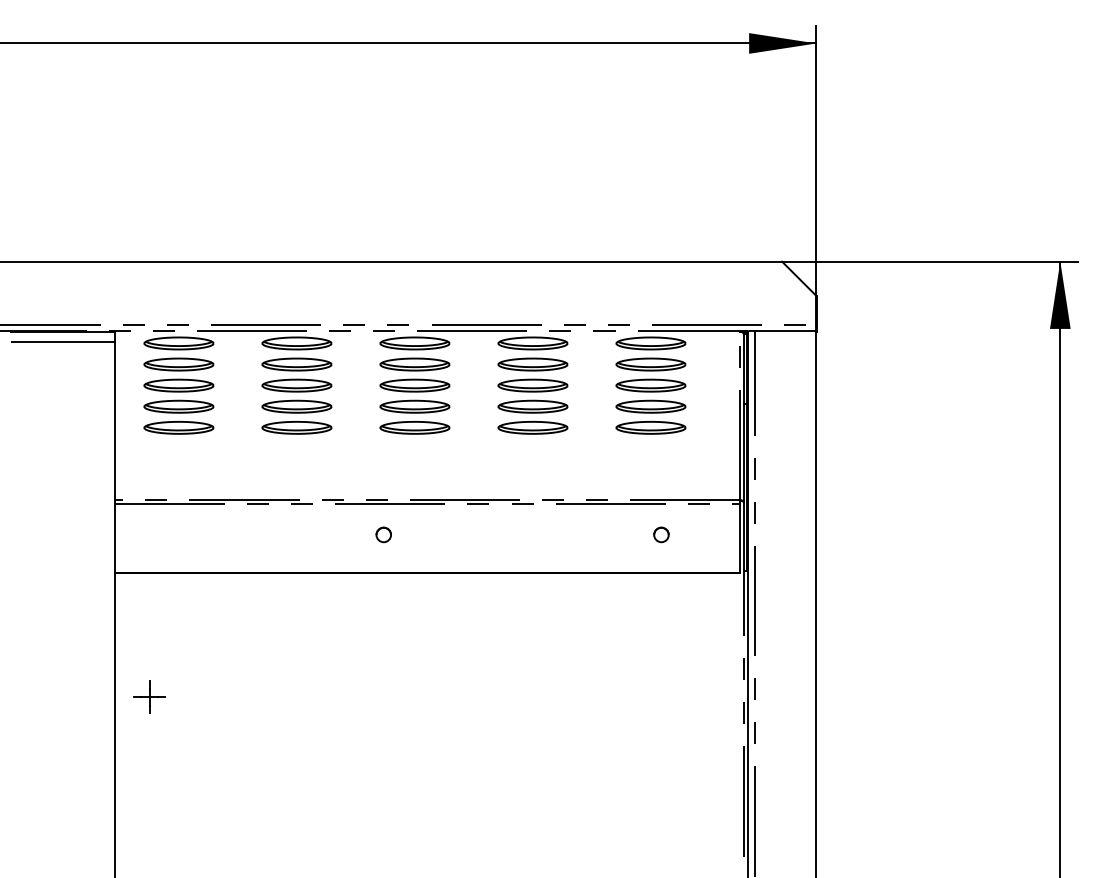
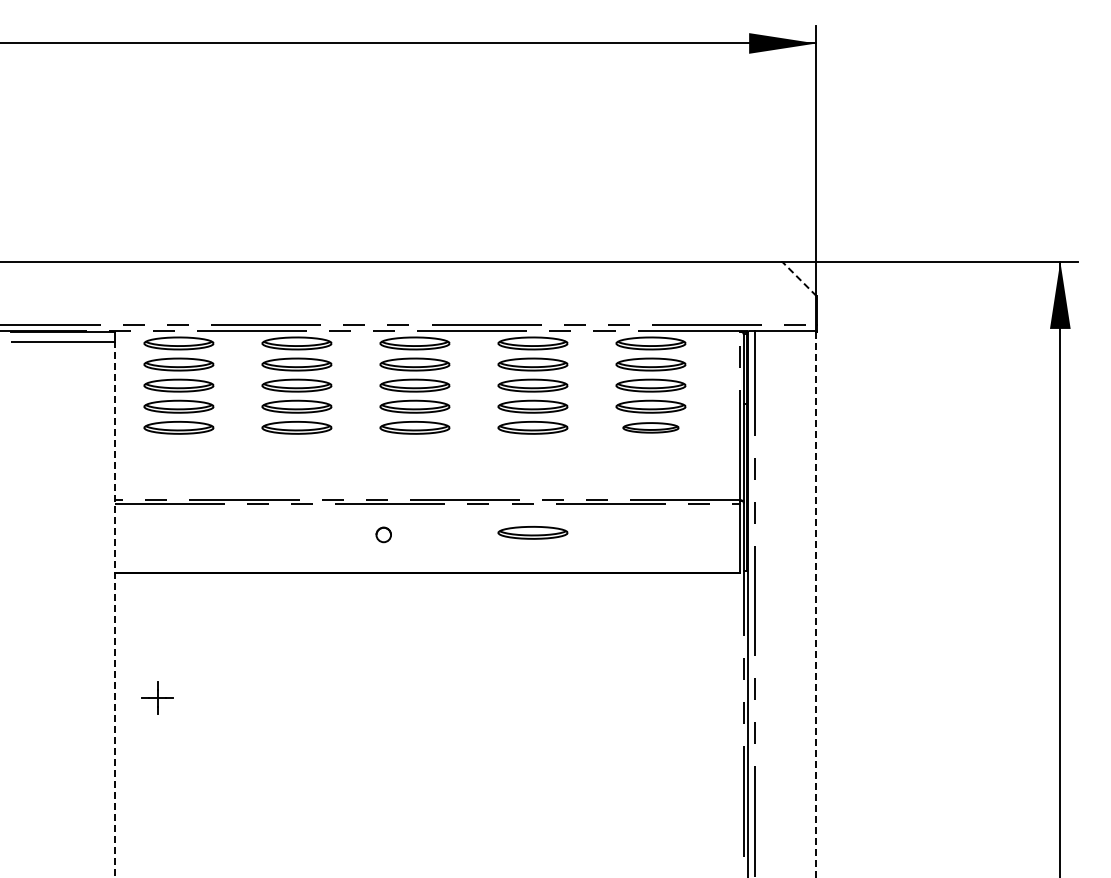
line: solid -> dashed (799, 278)
part size: 72x14 px -> 58x12 px (650, 427)
part: none -> present (532, 532)
part: present -> none (661, 534)
line: solid -> dashed (816, 603)
line: solid -> dashed (114, 609)
part position: (149, 696) -> (157, 697) (157, 697)
